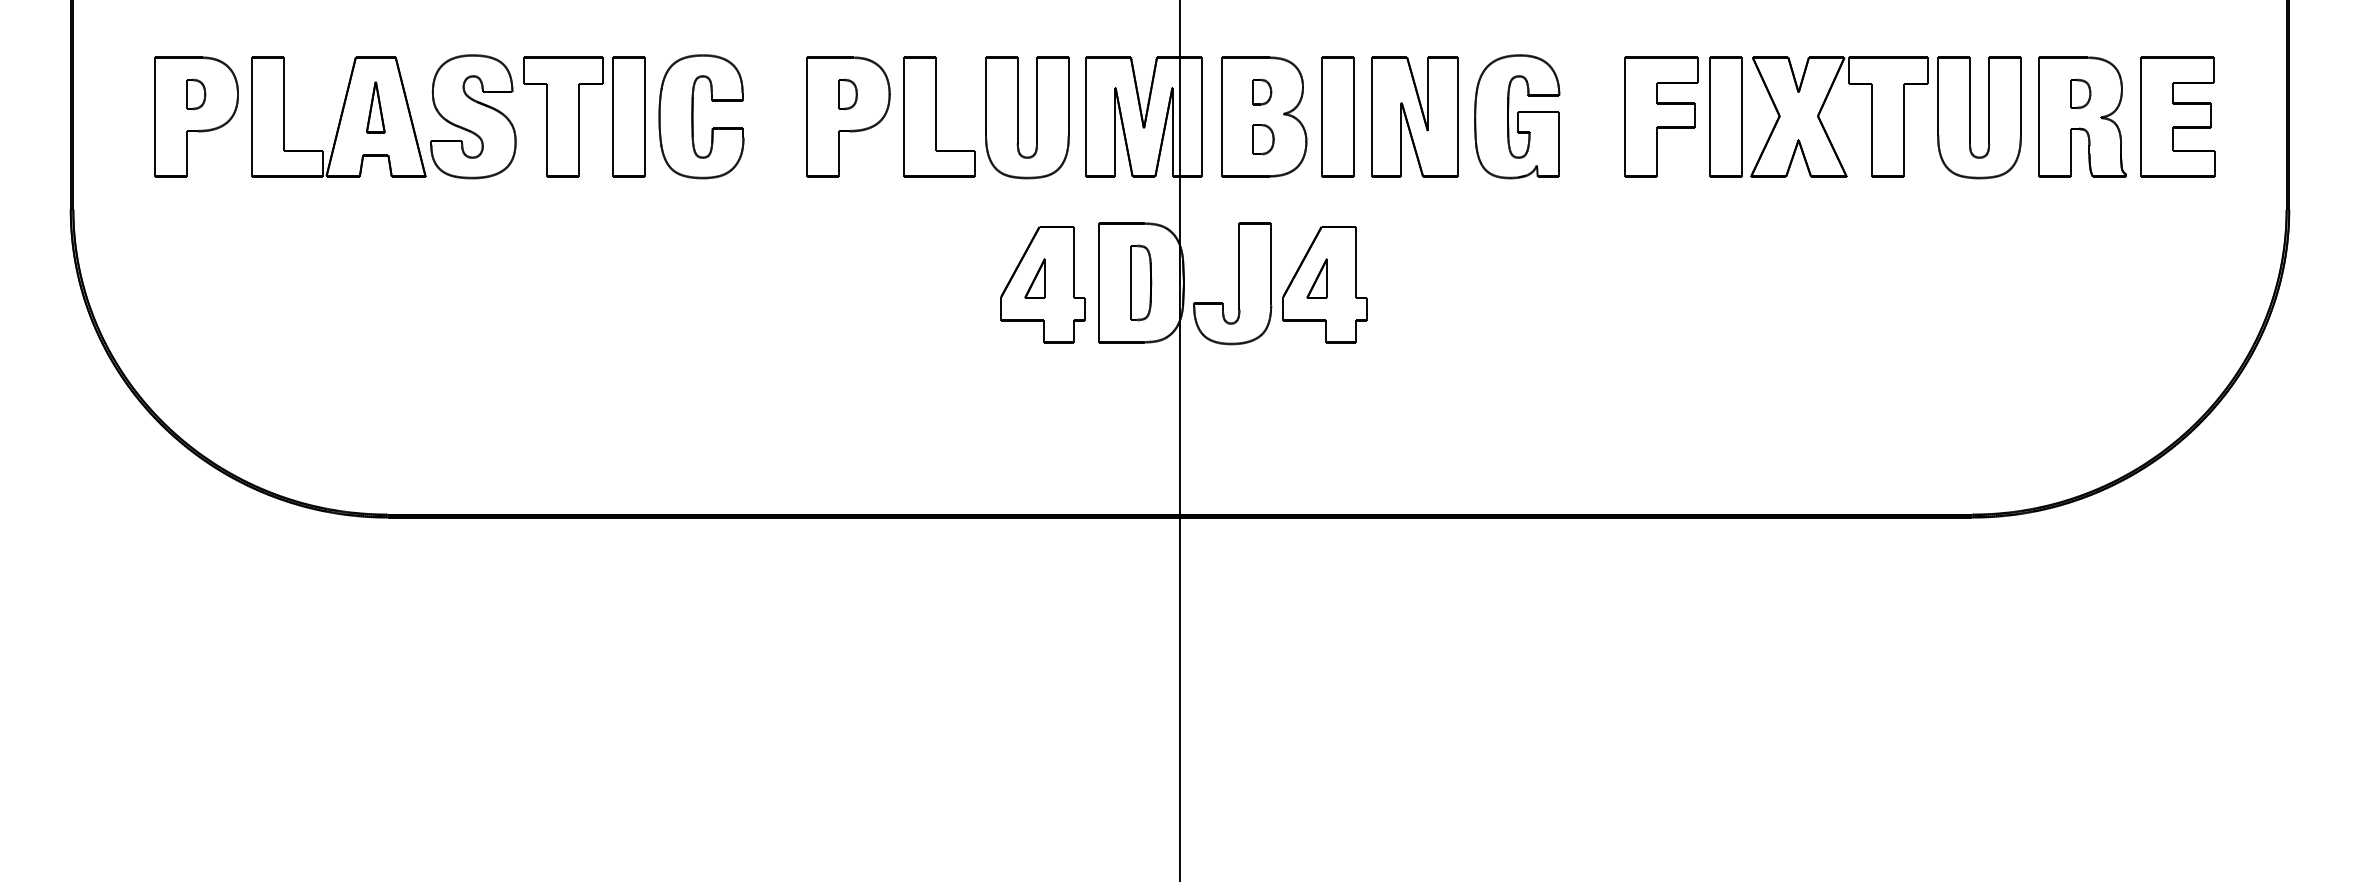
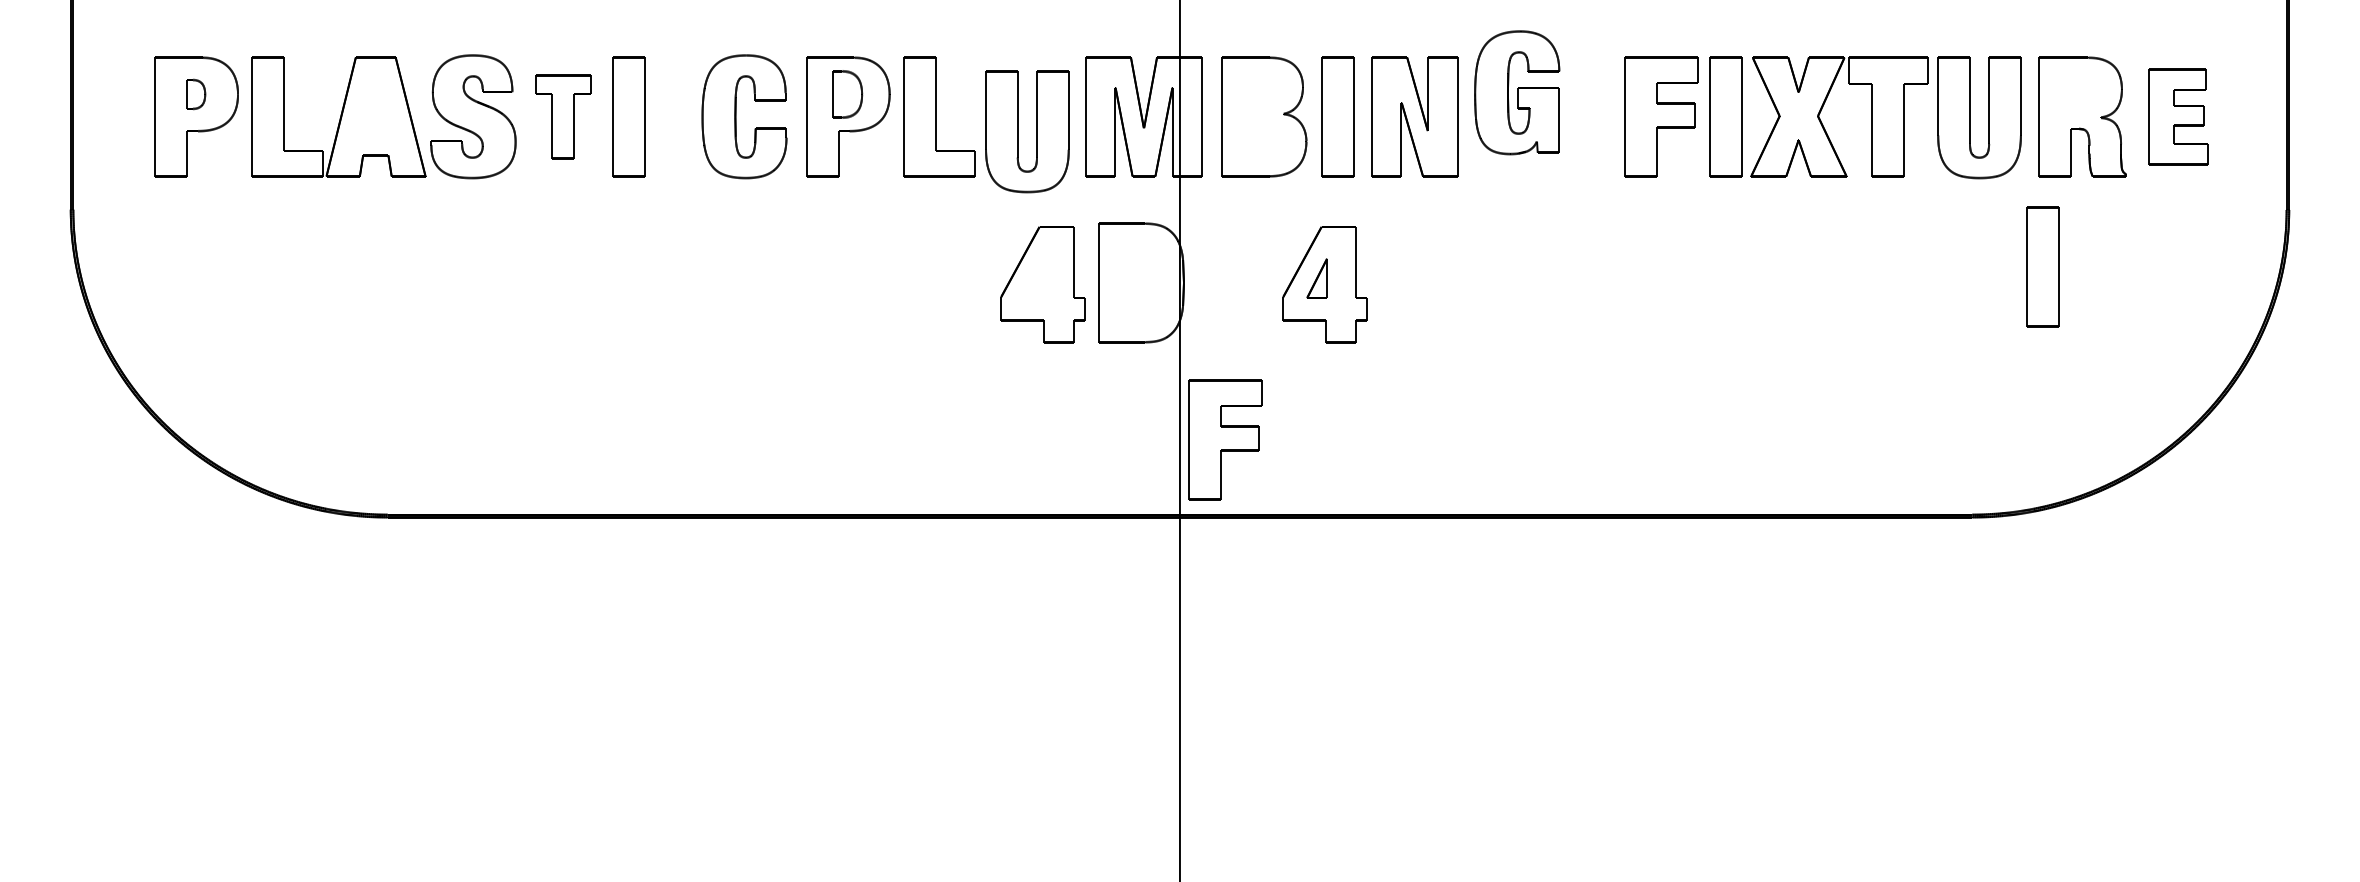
part: present -> none (1262, 91)
part: present -> none (2080, 93)
part size: 20x33 px -> 32x49 px (847, 94)
part: present -> none (375, 107)
part size: 81x122 px -> 57x86 px (563, 116)
part position: (693, 116) -> (736, 116) (736, 116)
part position: (1517, 116) -> (1517, 92) (1517, 92)
part size: 76x122 px -> 61x98 px (2178, 116)
part position: (1018, 117) -> (1018, 131) (1018, 131)
part: present -> none (1263, 139)
part: none -> present (2042, 266)
part: present -> none (1034, 278)
part: present -> none (1141, 282)
part: present -> none (1232, 283)
part: none -> present (1225, 439)
